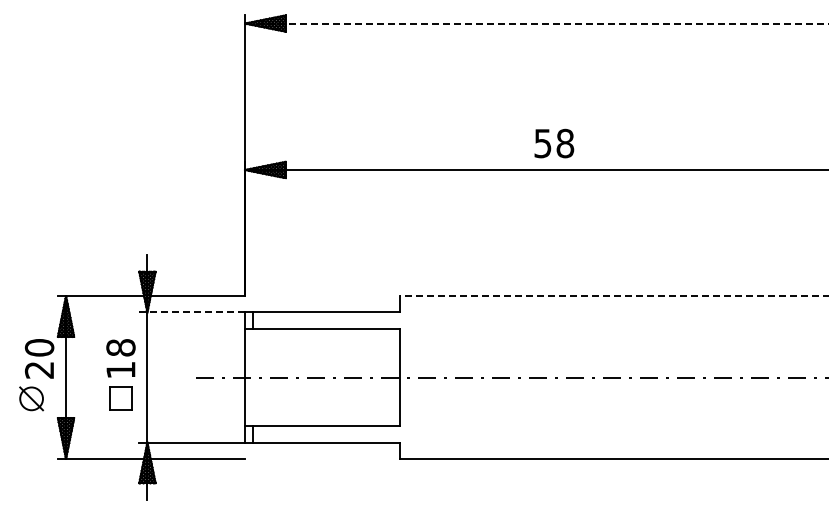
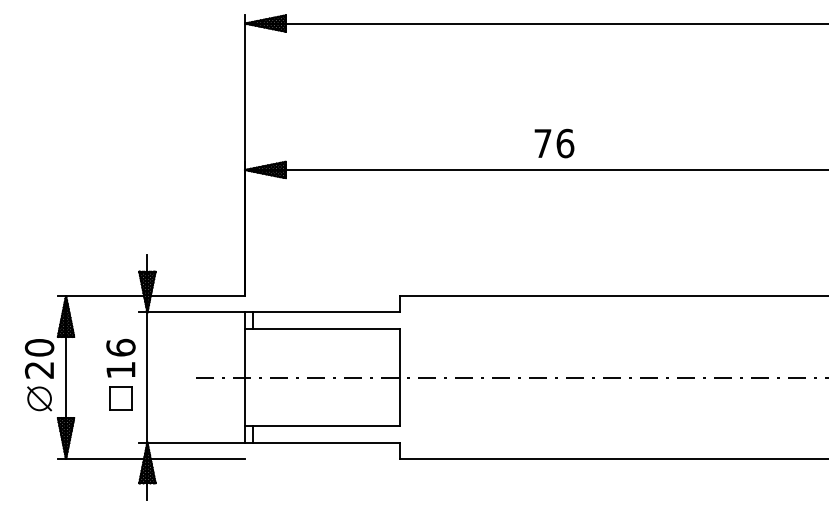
line: dashed -> solid (537, 23)
text: 58 -> 76 (554, 143)
line: dashed -> solid (613, 296)
line: dashed -> solid (192, 312)
text: 18 -> 16 (120, 347)
part position: (31, 398) -> (39, 398) (39, 398)
